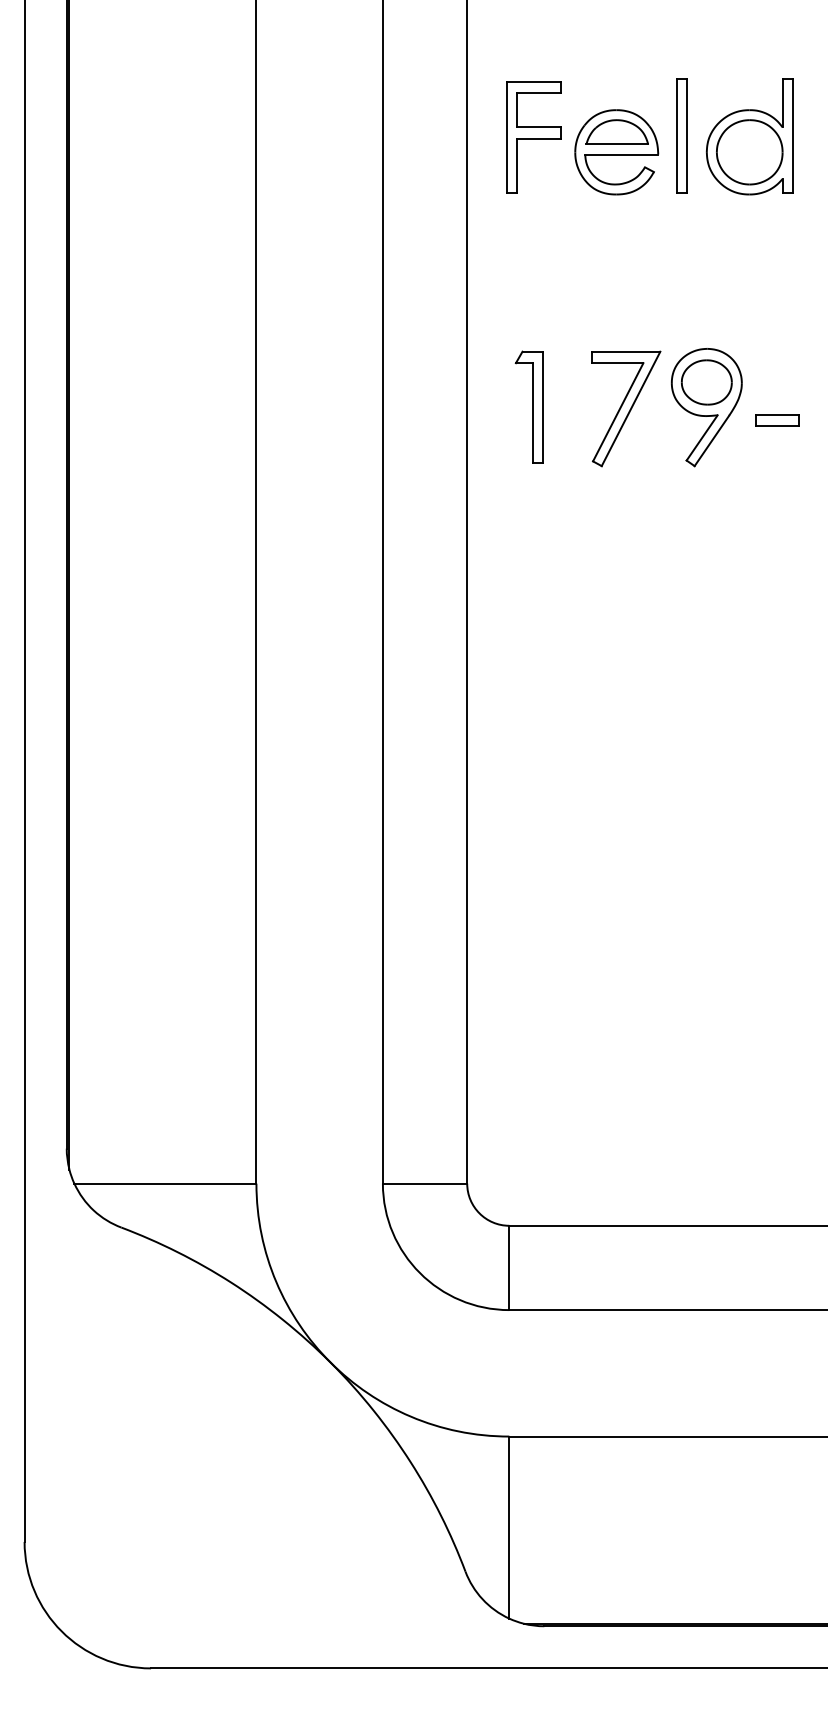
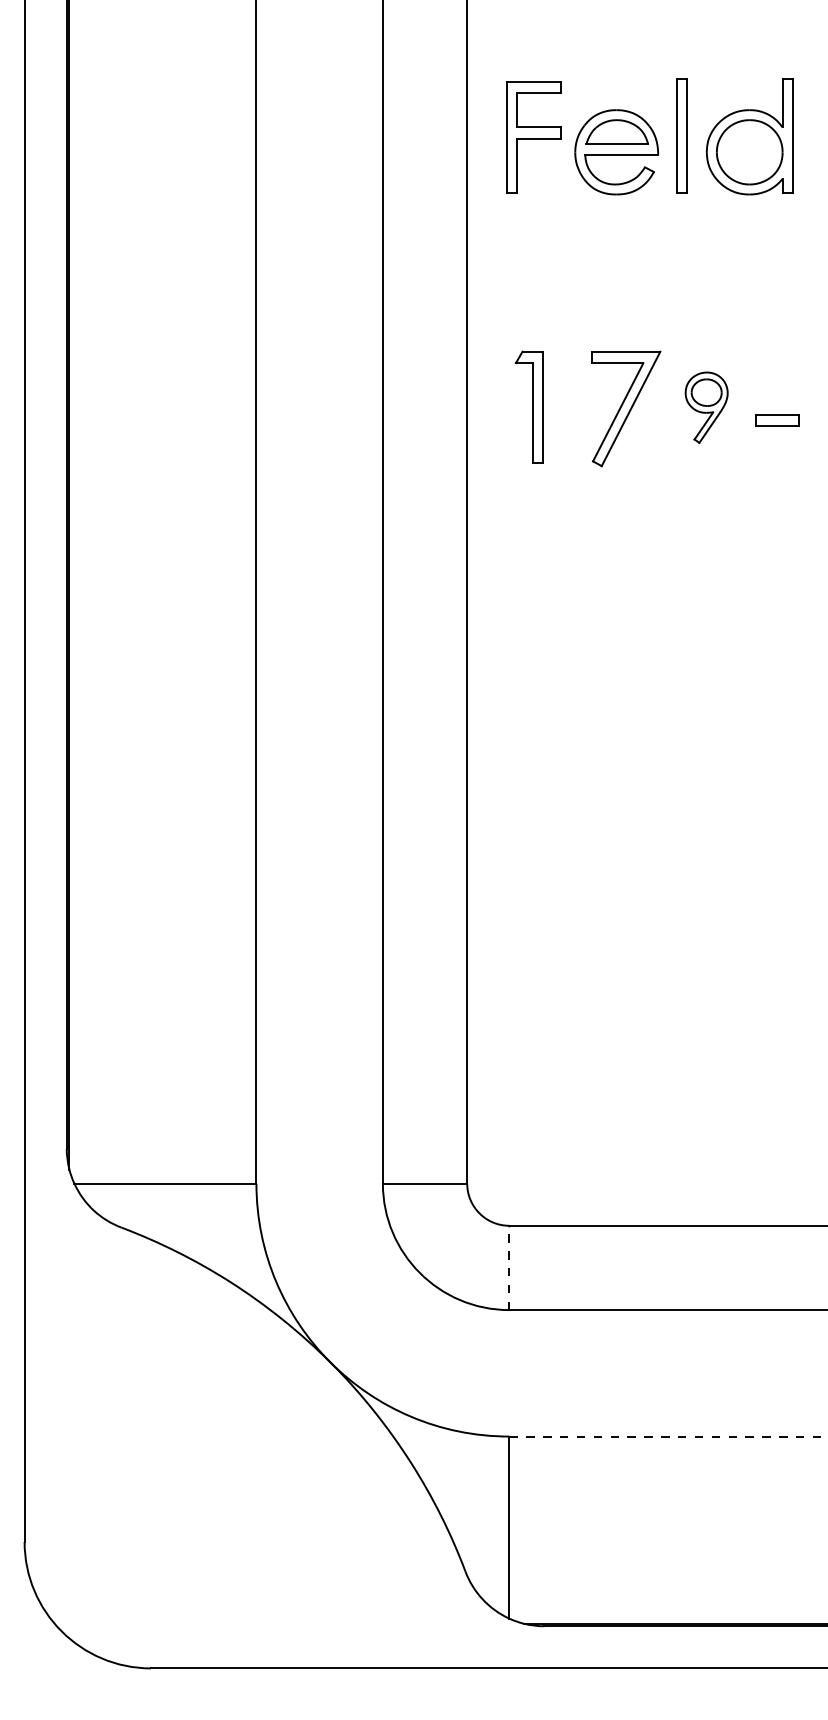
part size: 73x120 px -> 45x73 px (706, 407)
line: solid -> dashed (509, 1267)
line: solid -> dashed (668, 1436)
